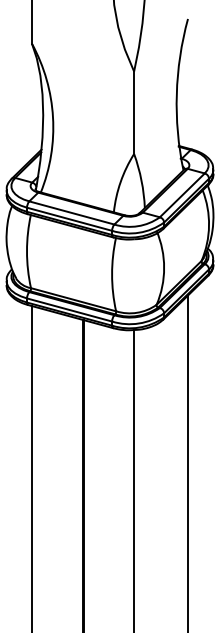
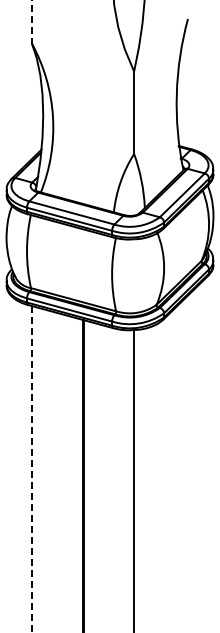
line: solid -> dashed (32, 21)
line: present -> none (188, 462)
line: solid -> dashed (32, 469)
